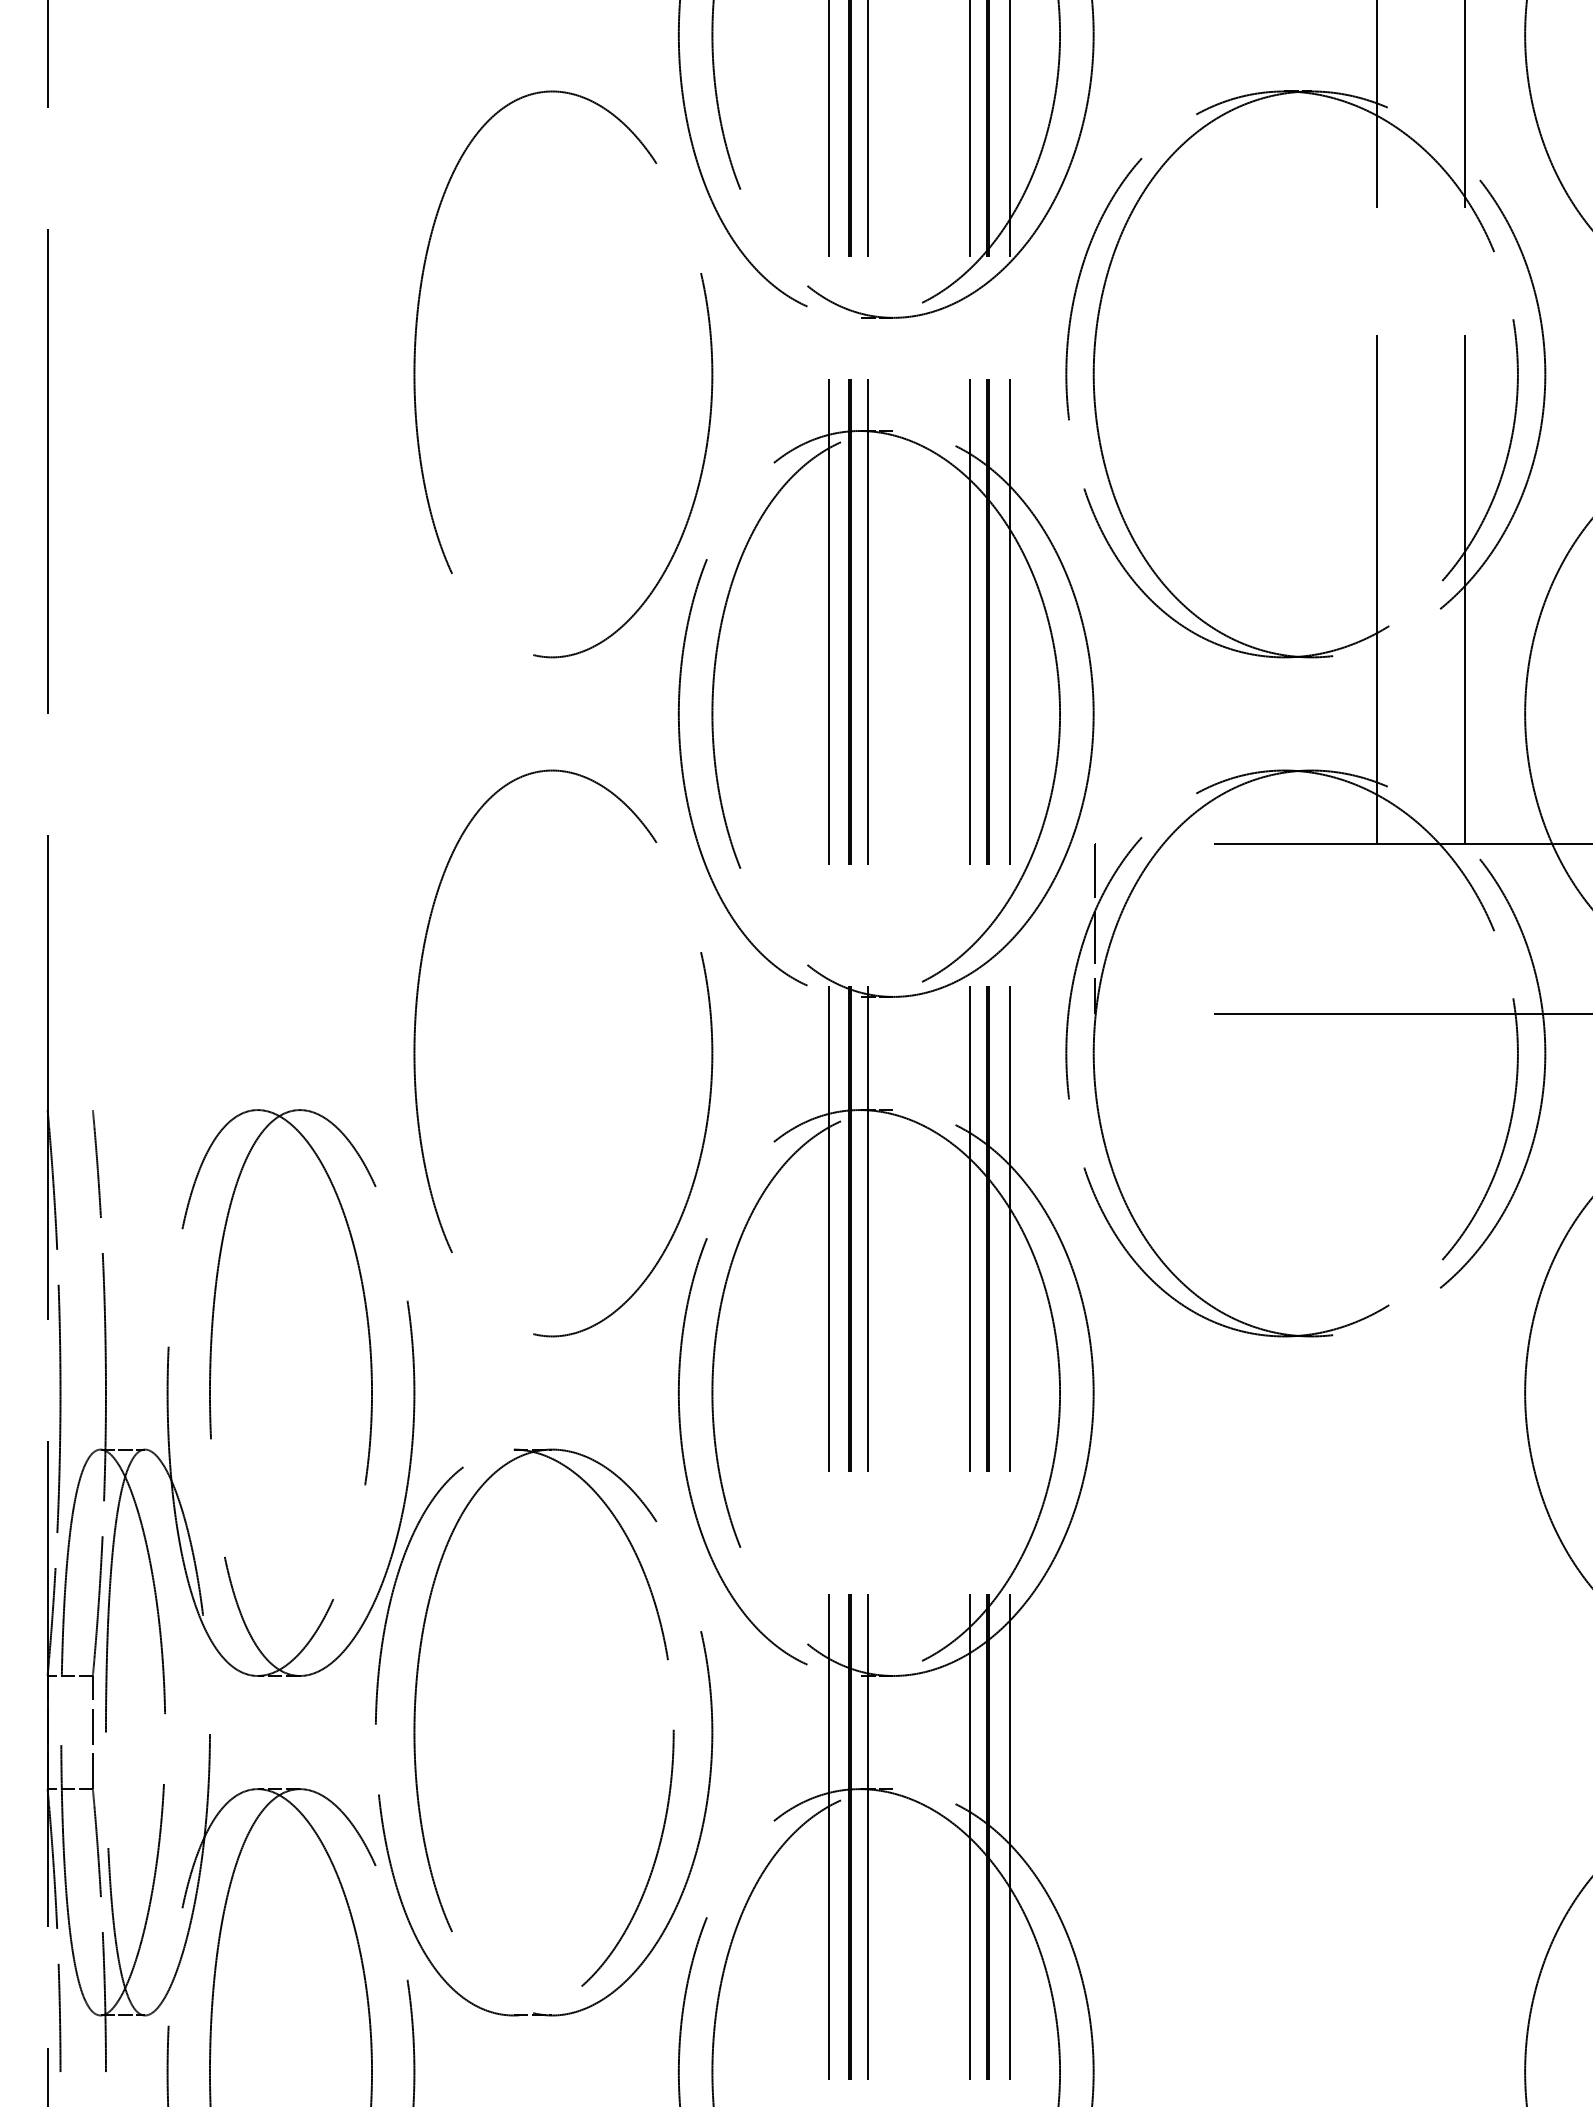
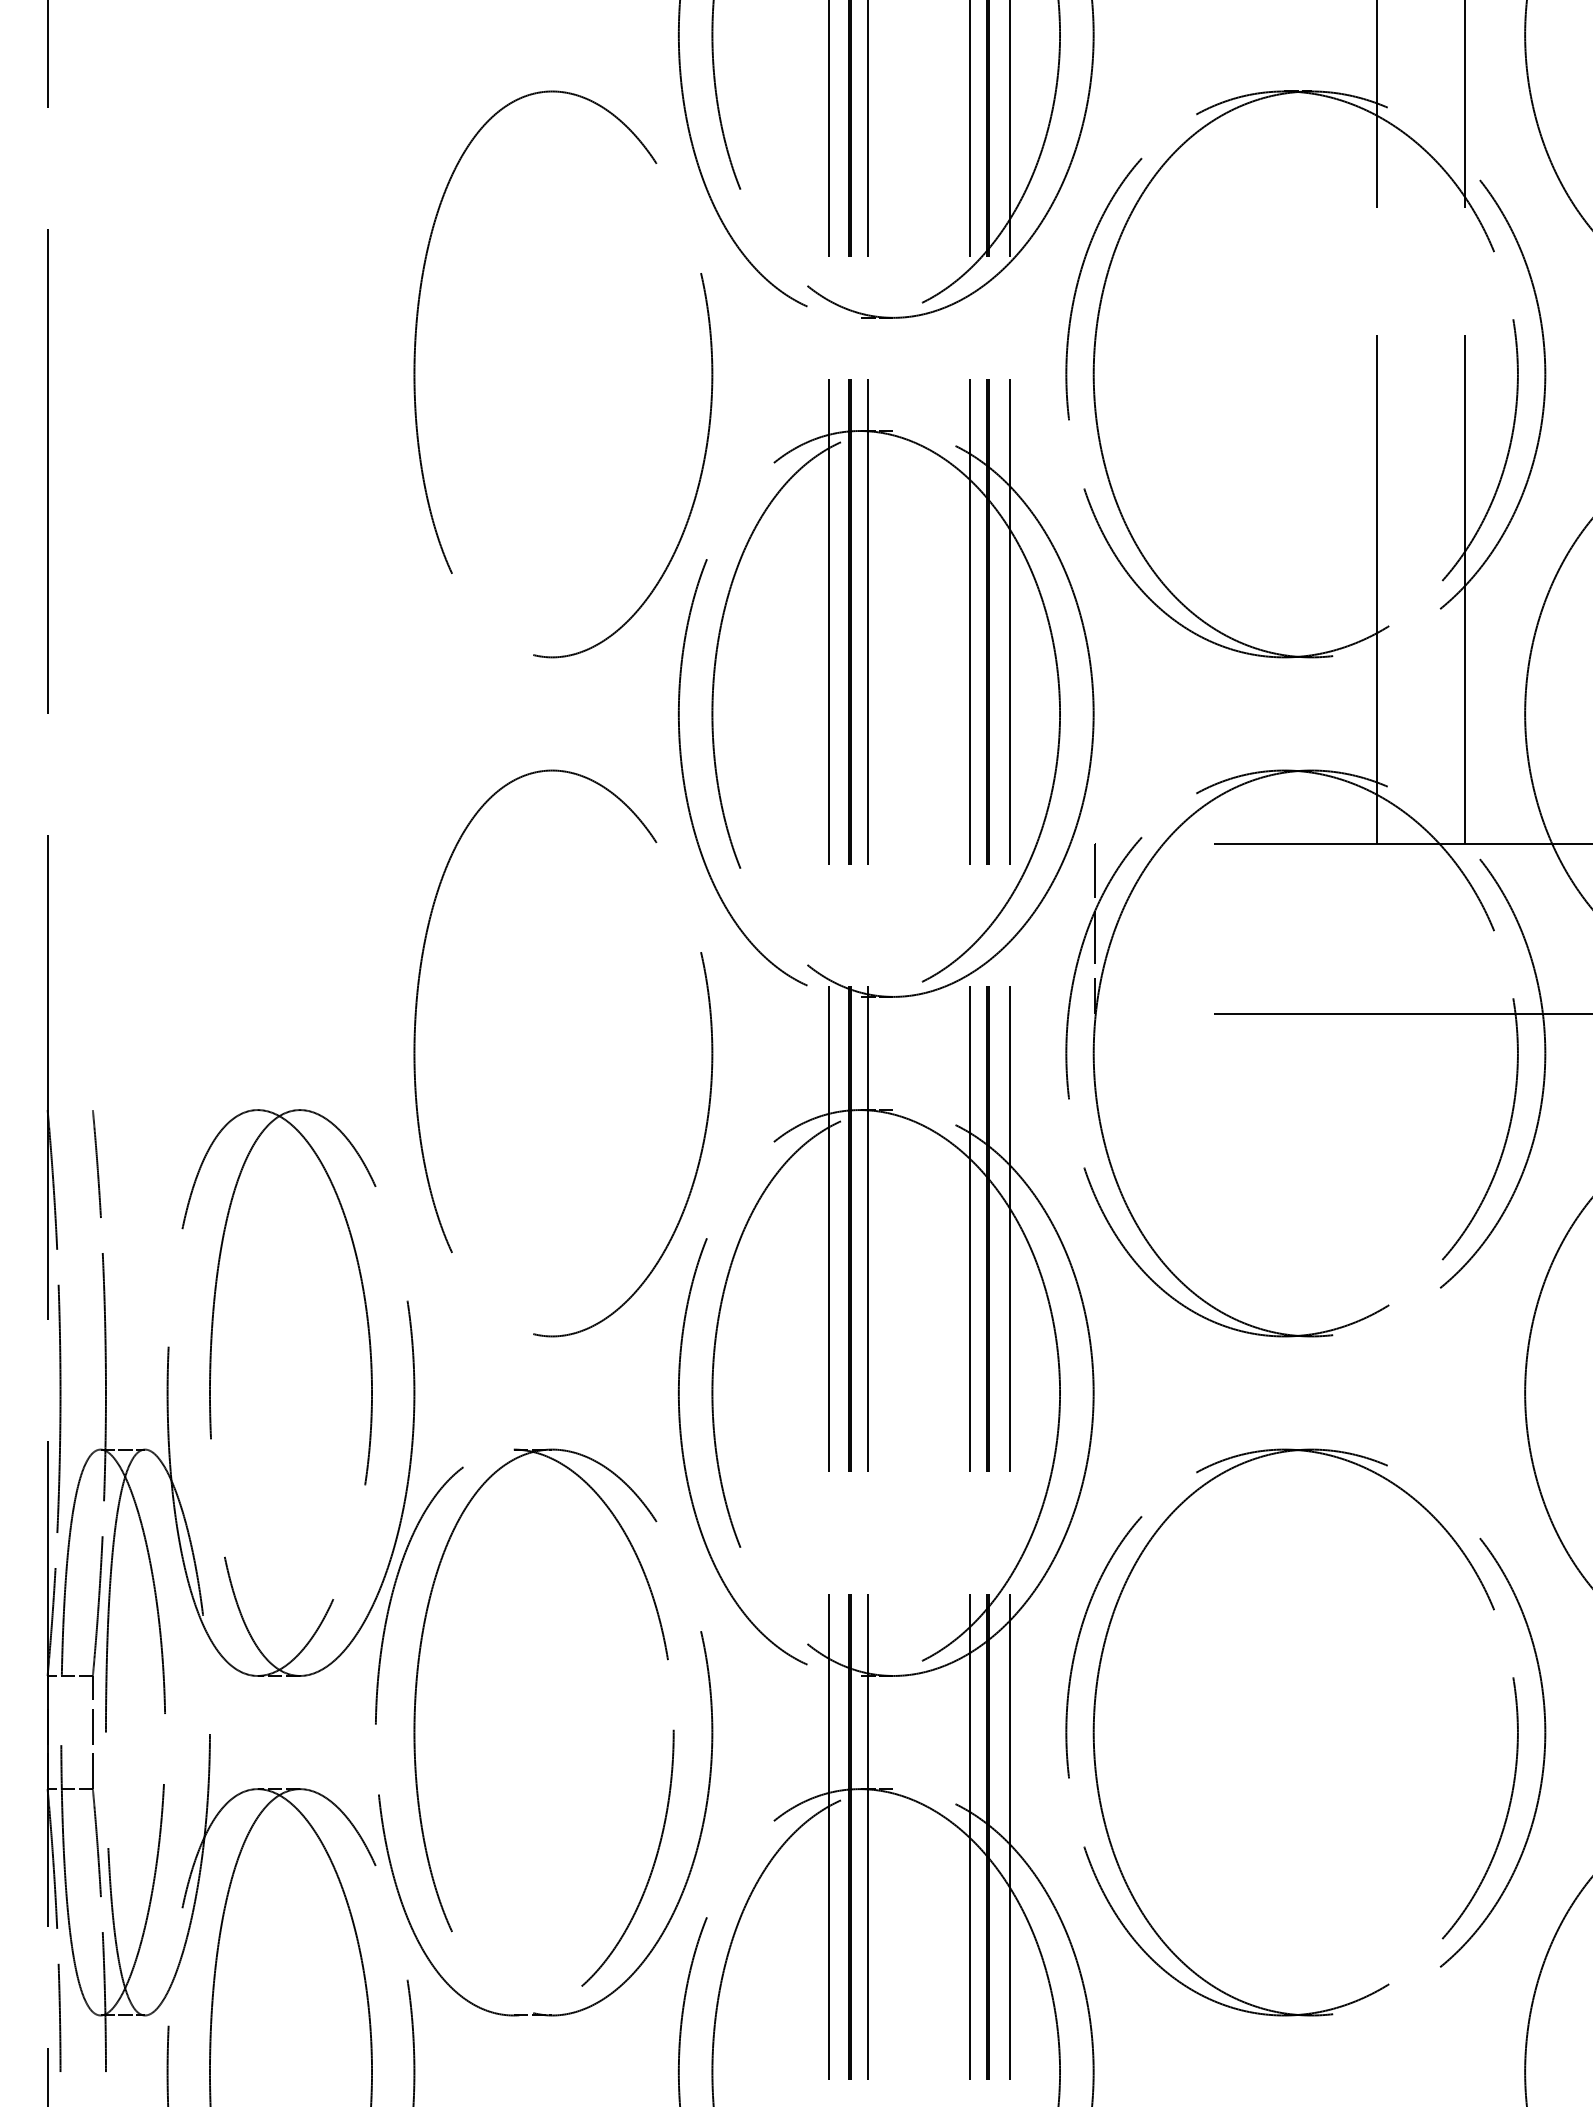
part: none -> present (1095, 1714)
